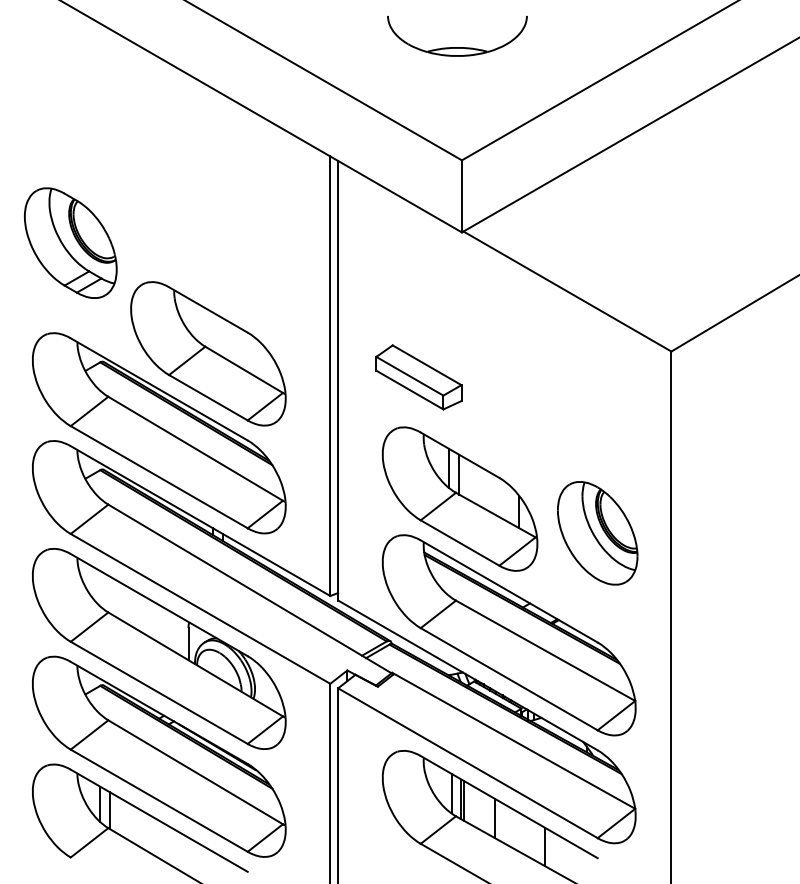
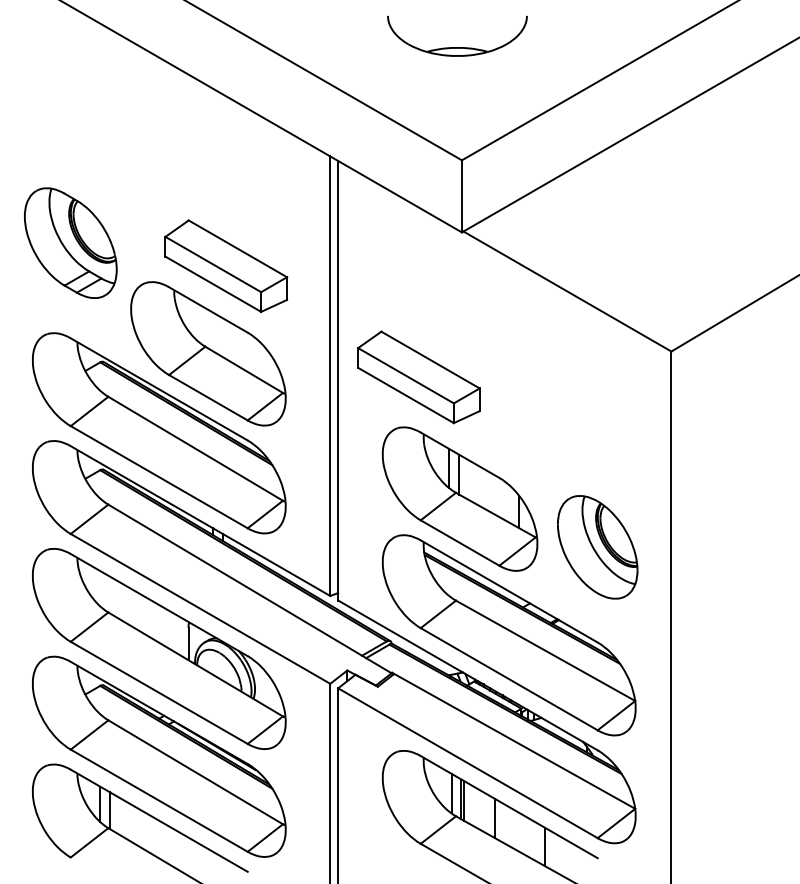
part: none -> present (226, 265)
part size: 88x67 px -> 124x95 px (418, 377)
part position: (597, 533) -> (597, 547) (597, 547)
